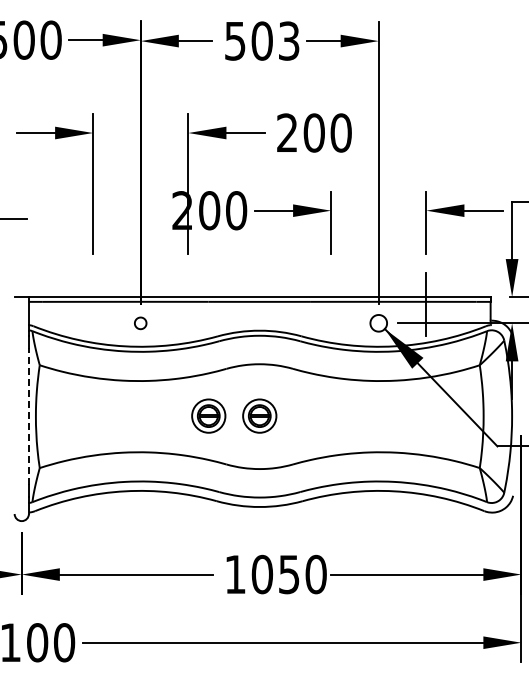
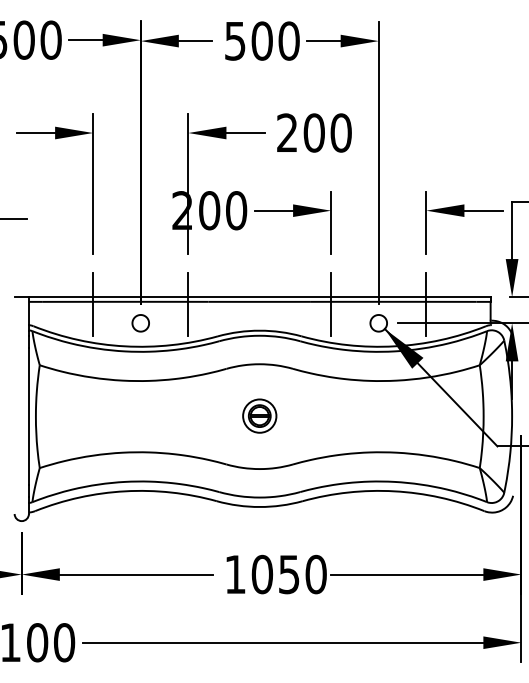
text: 503 -> 500 (288, 40)
line: none -> present (93, 304)
line: none -> present (188, 304)
line: none -> present (331, 304)
part size: 14x15 px -> 19x19 px (140, 323)
part: present -> none (208, 415)
line: dashed -> solid (28, 416)
